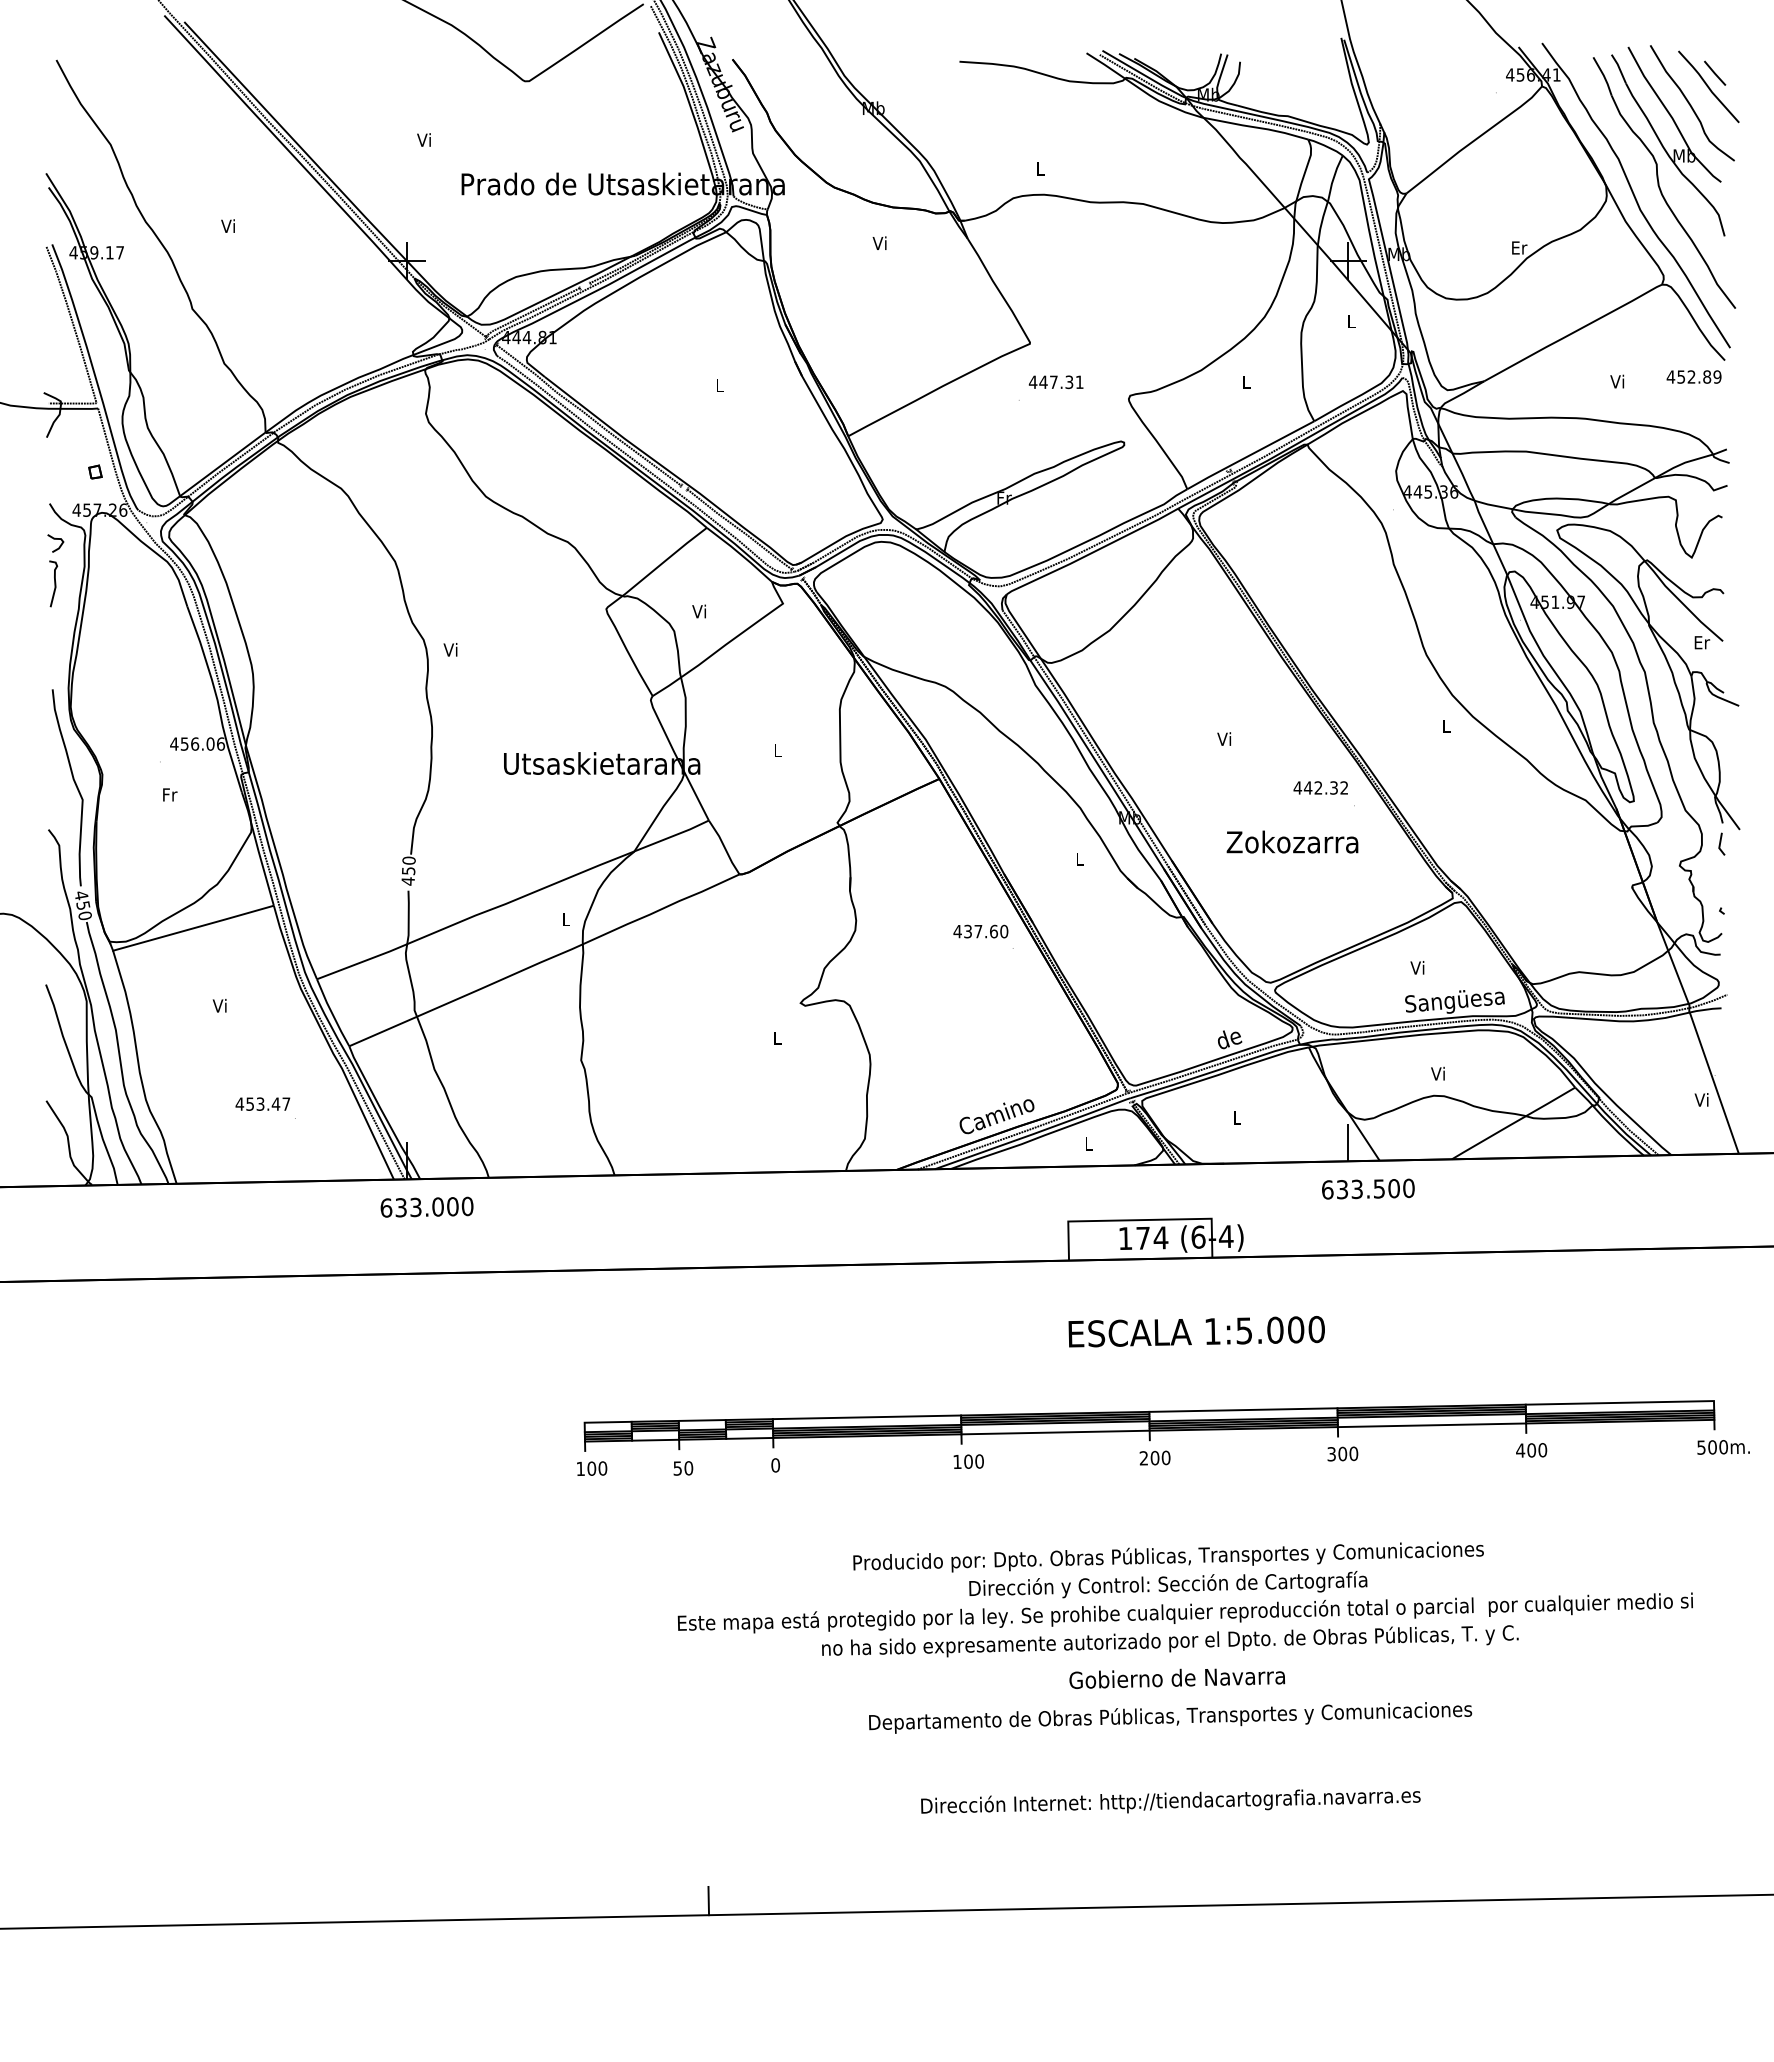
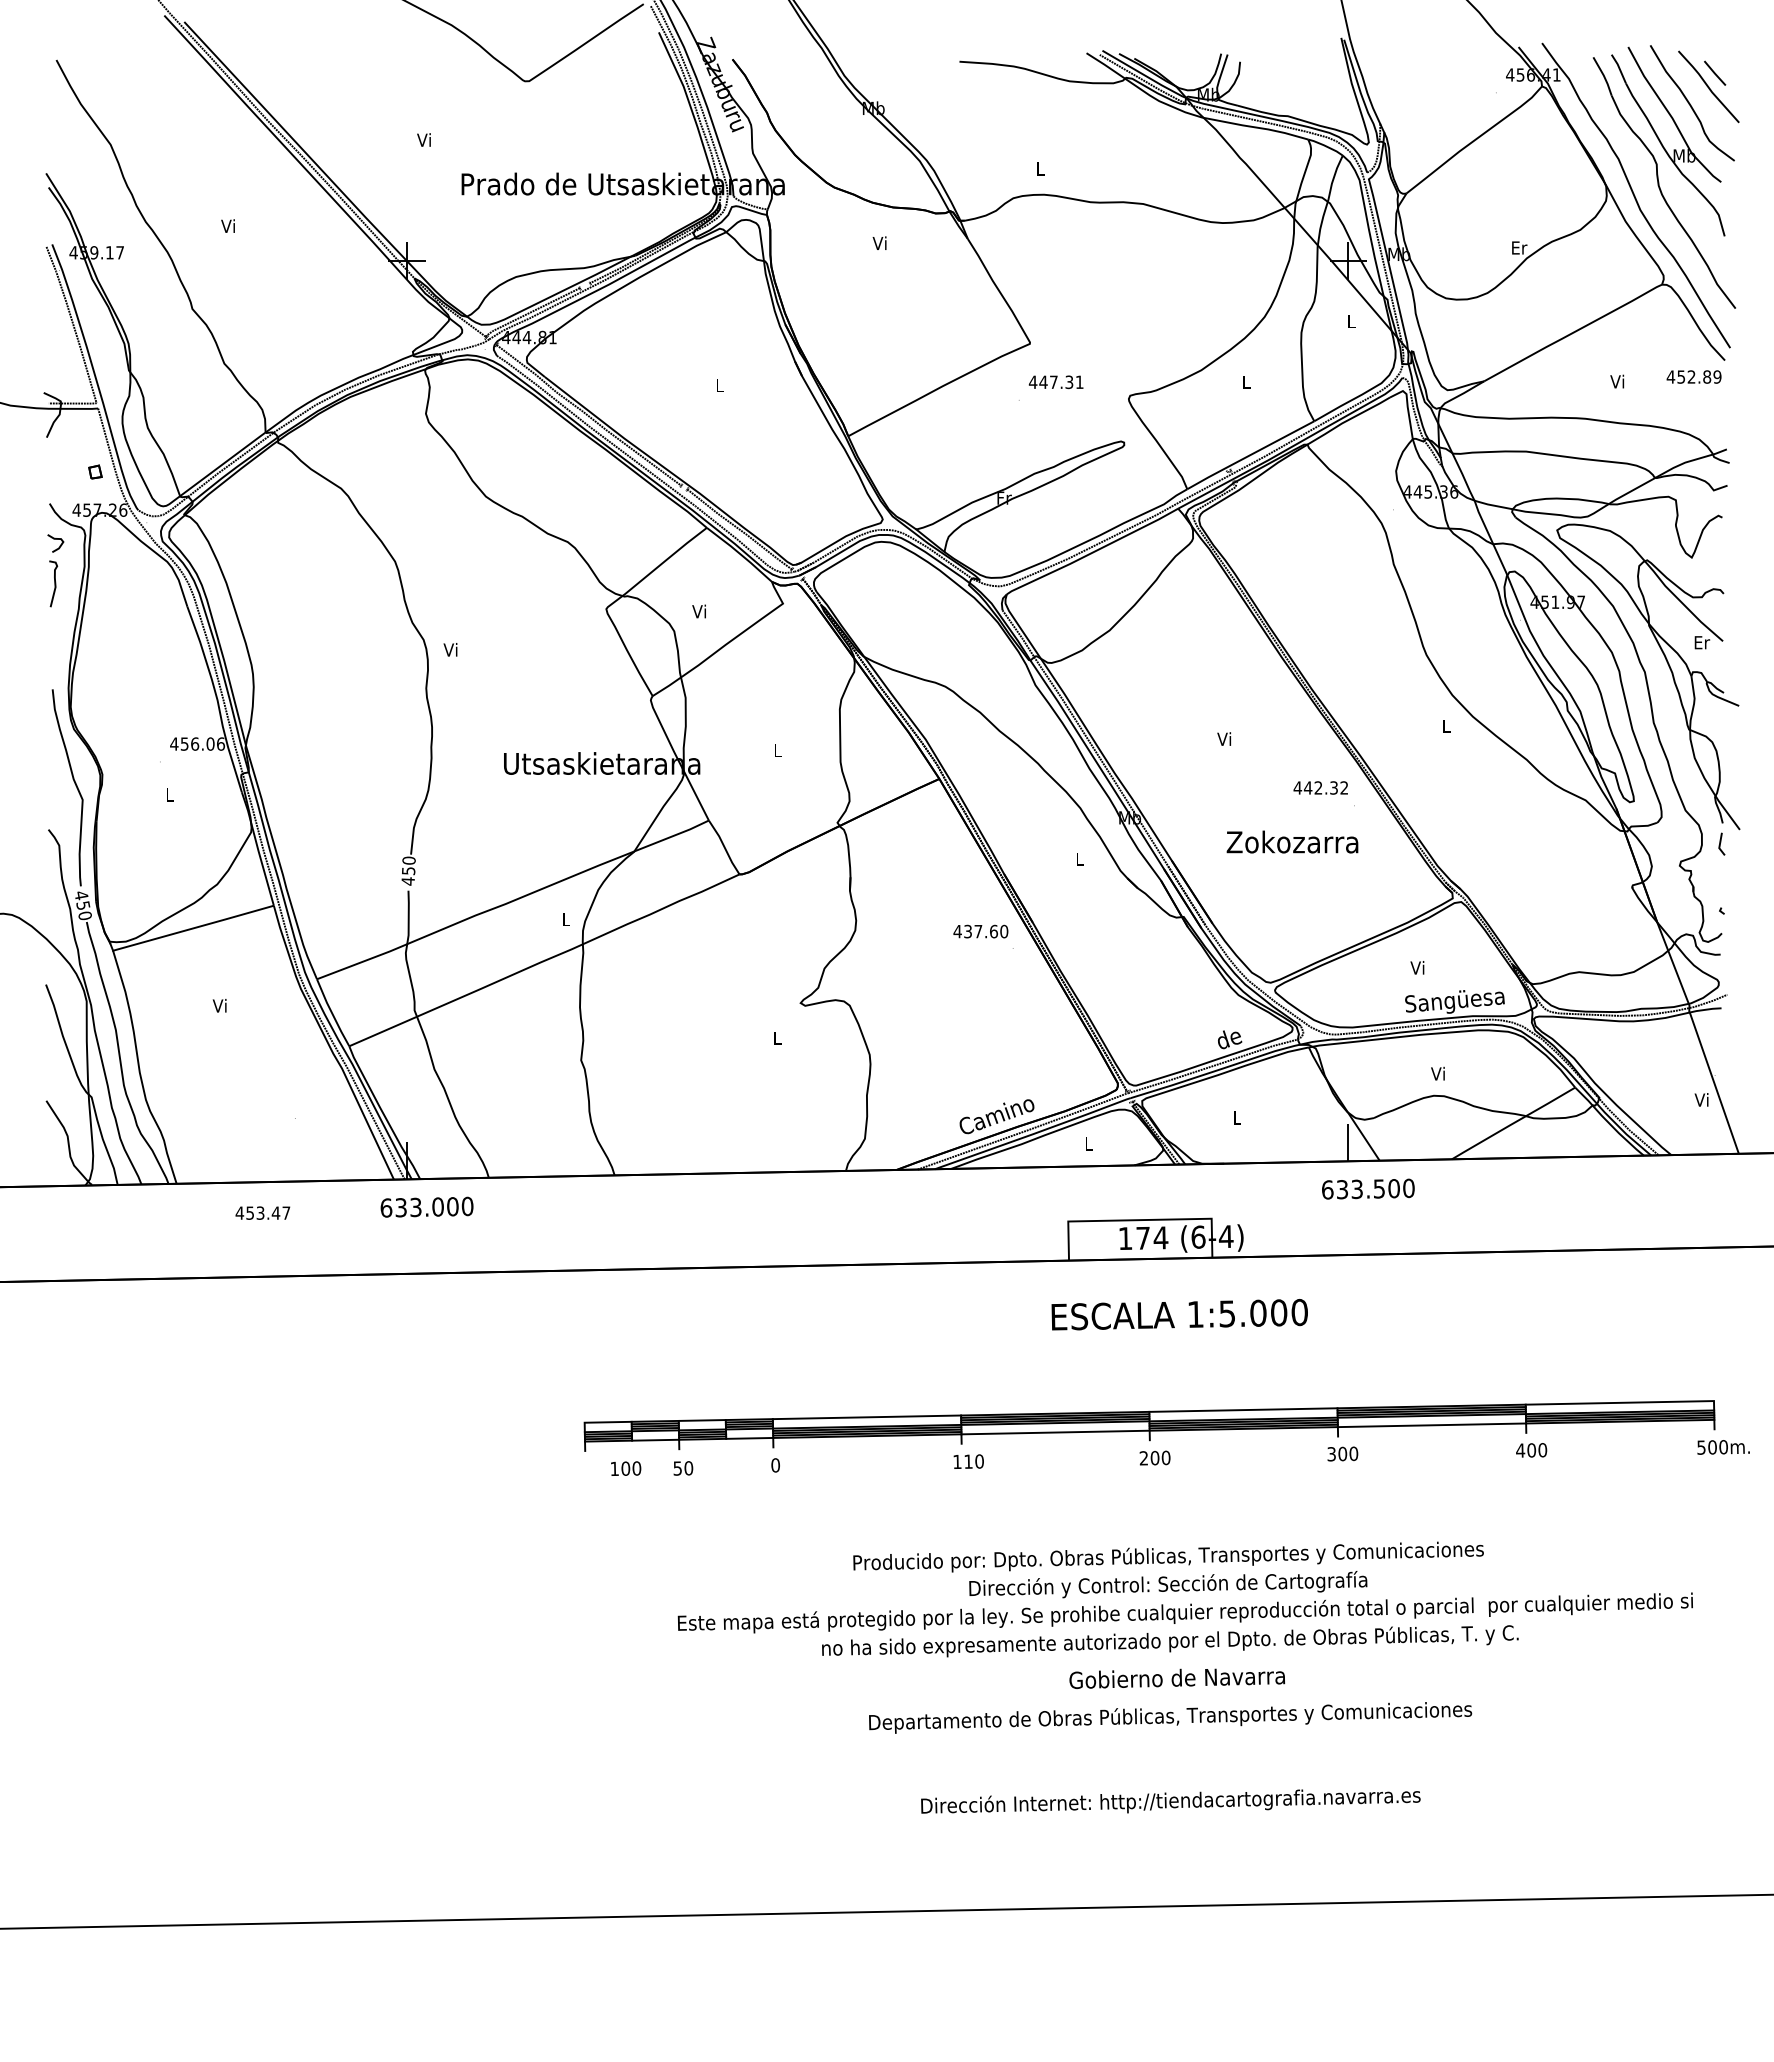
text: Fr -> L (170, 794)
text position: (262, 1103) -> (262, 1212) (262, 1212)
text position: (1196, 1331) -> (1179, 1314) (1179, 1314)
text: 100 -> 110 (968, 1461)
text position: (592, 1468) -> (626, 1468) (626, 1468)
line: present -> none (708, 1900)
